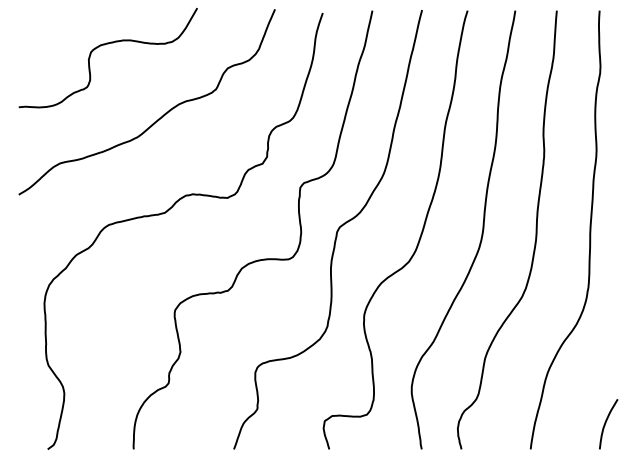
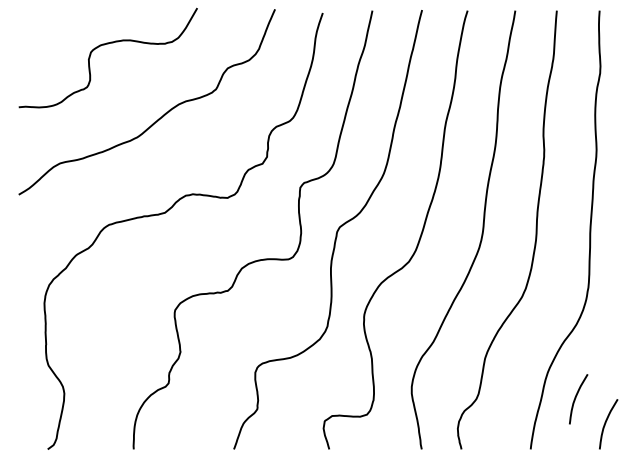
curve: none -> present (576, 398)
